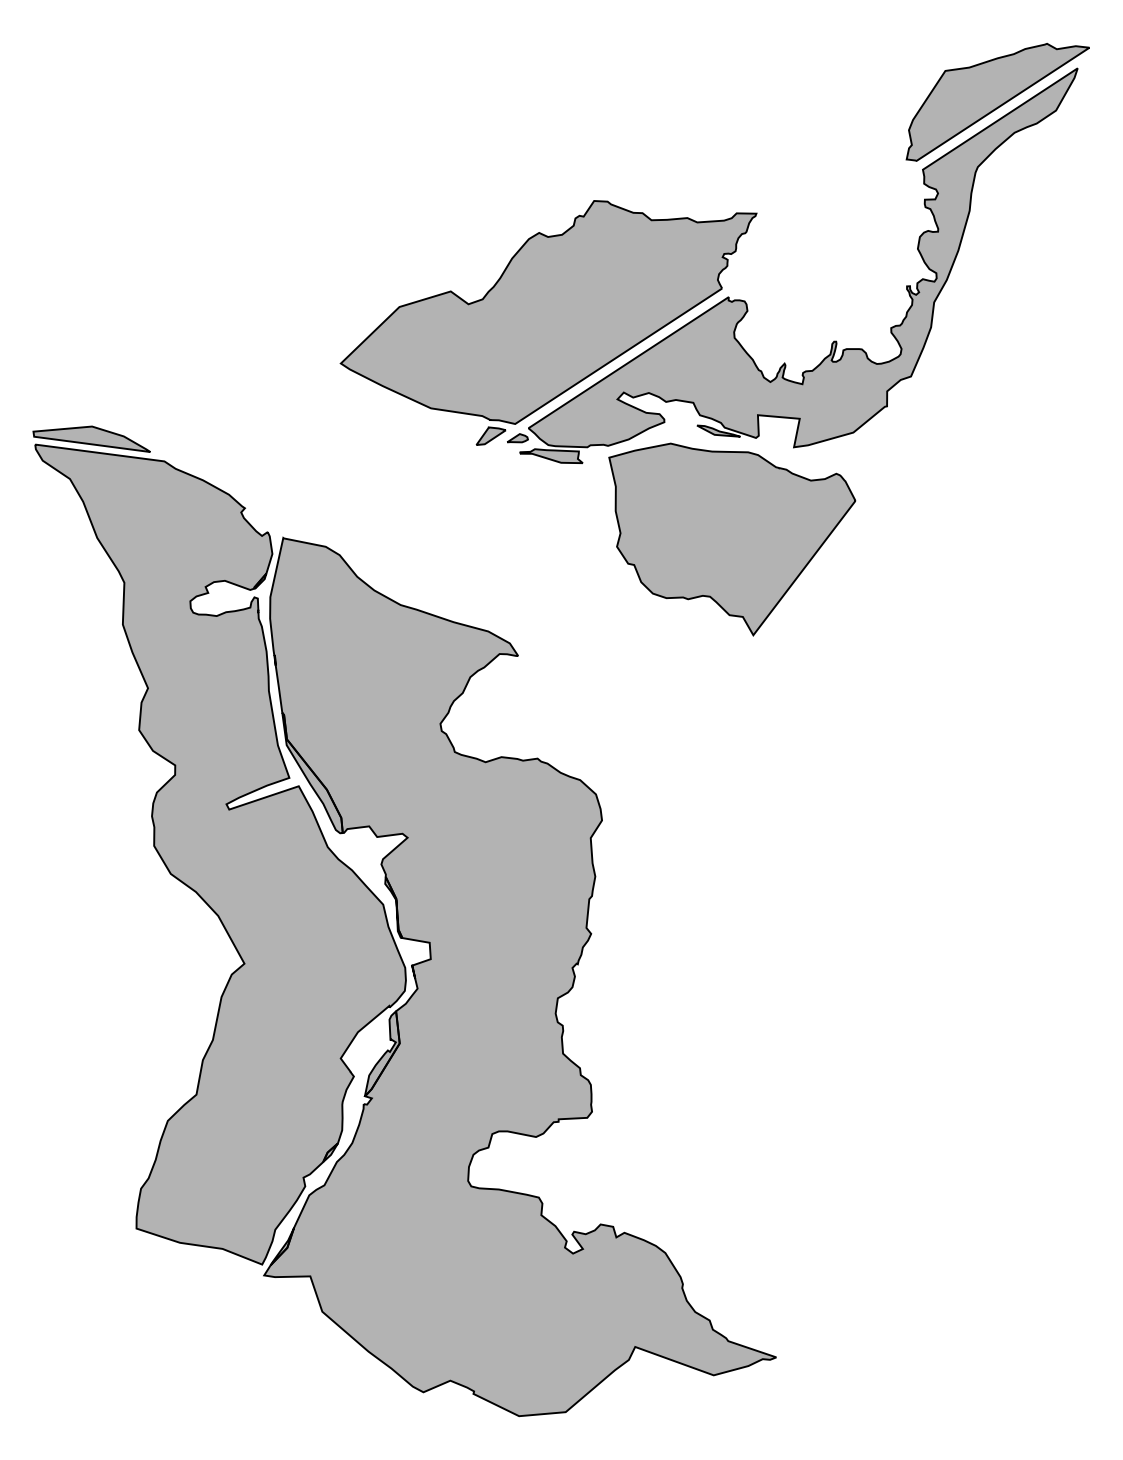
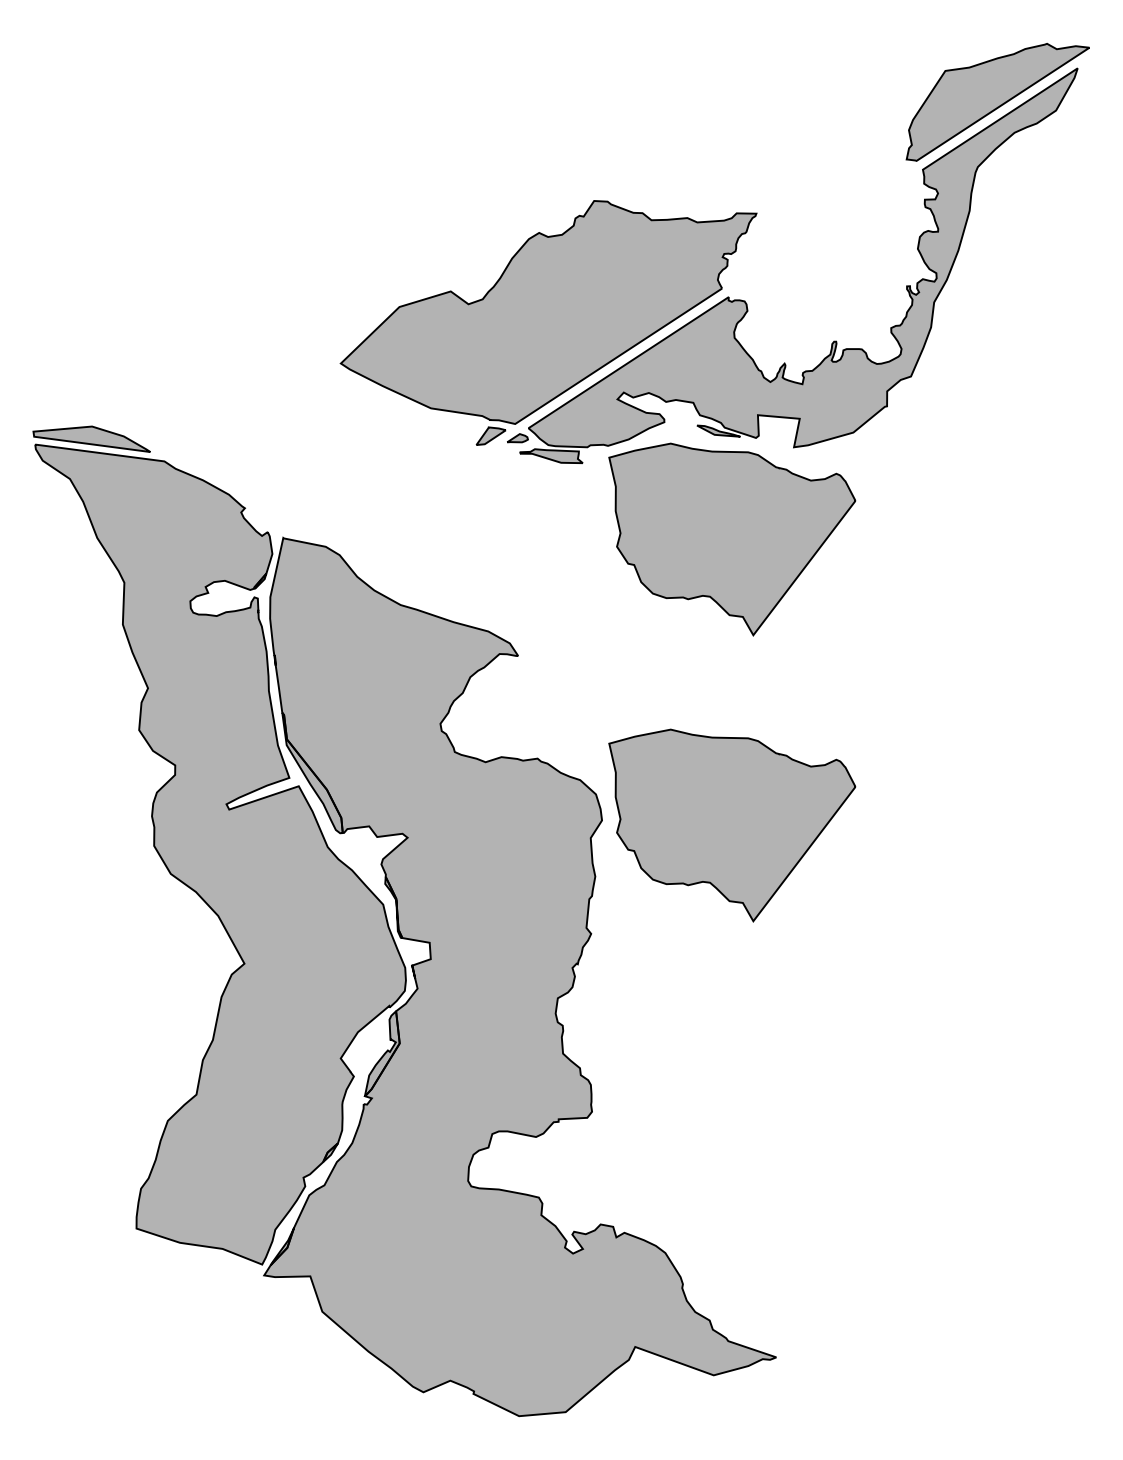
part: none -> present (732, 825)
